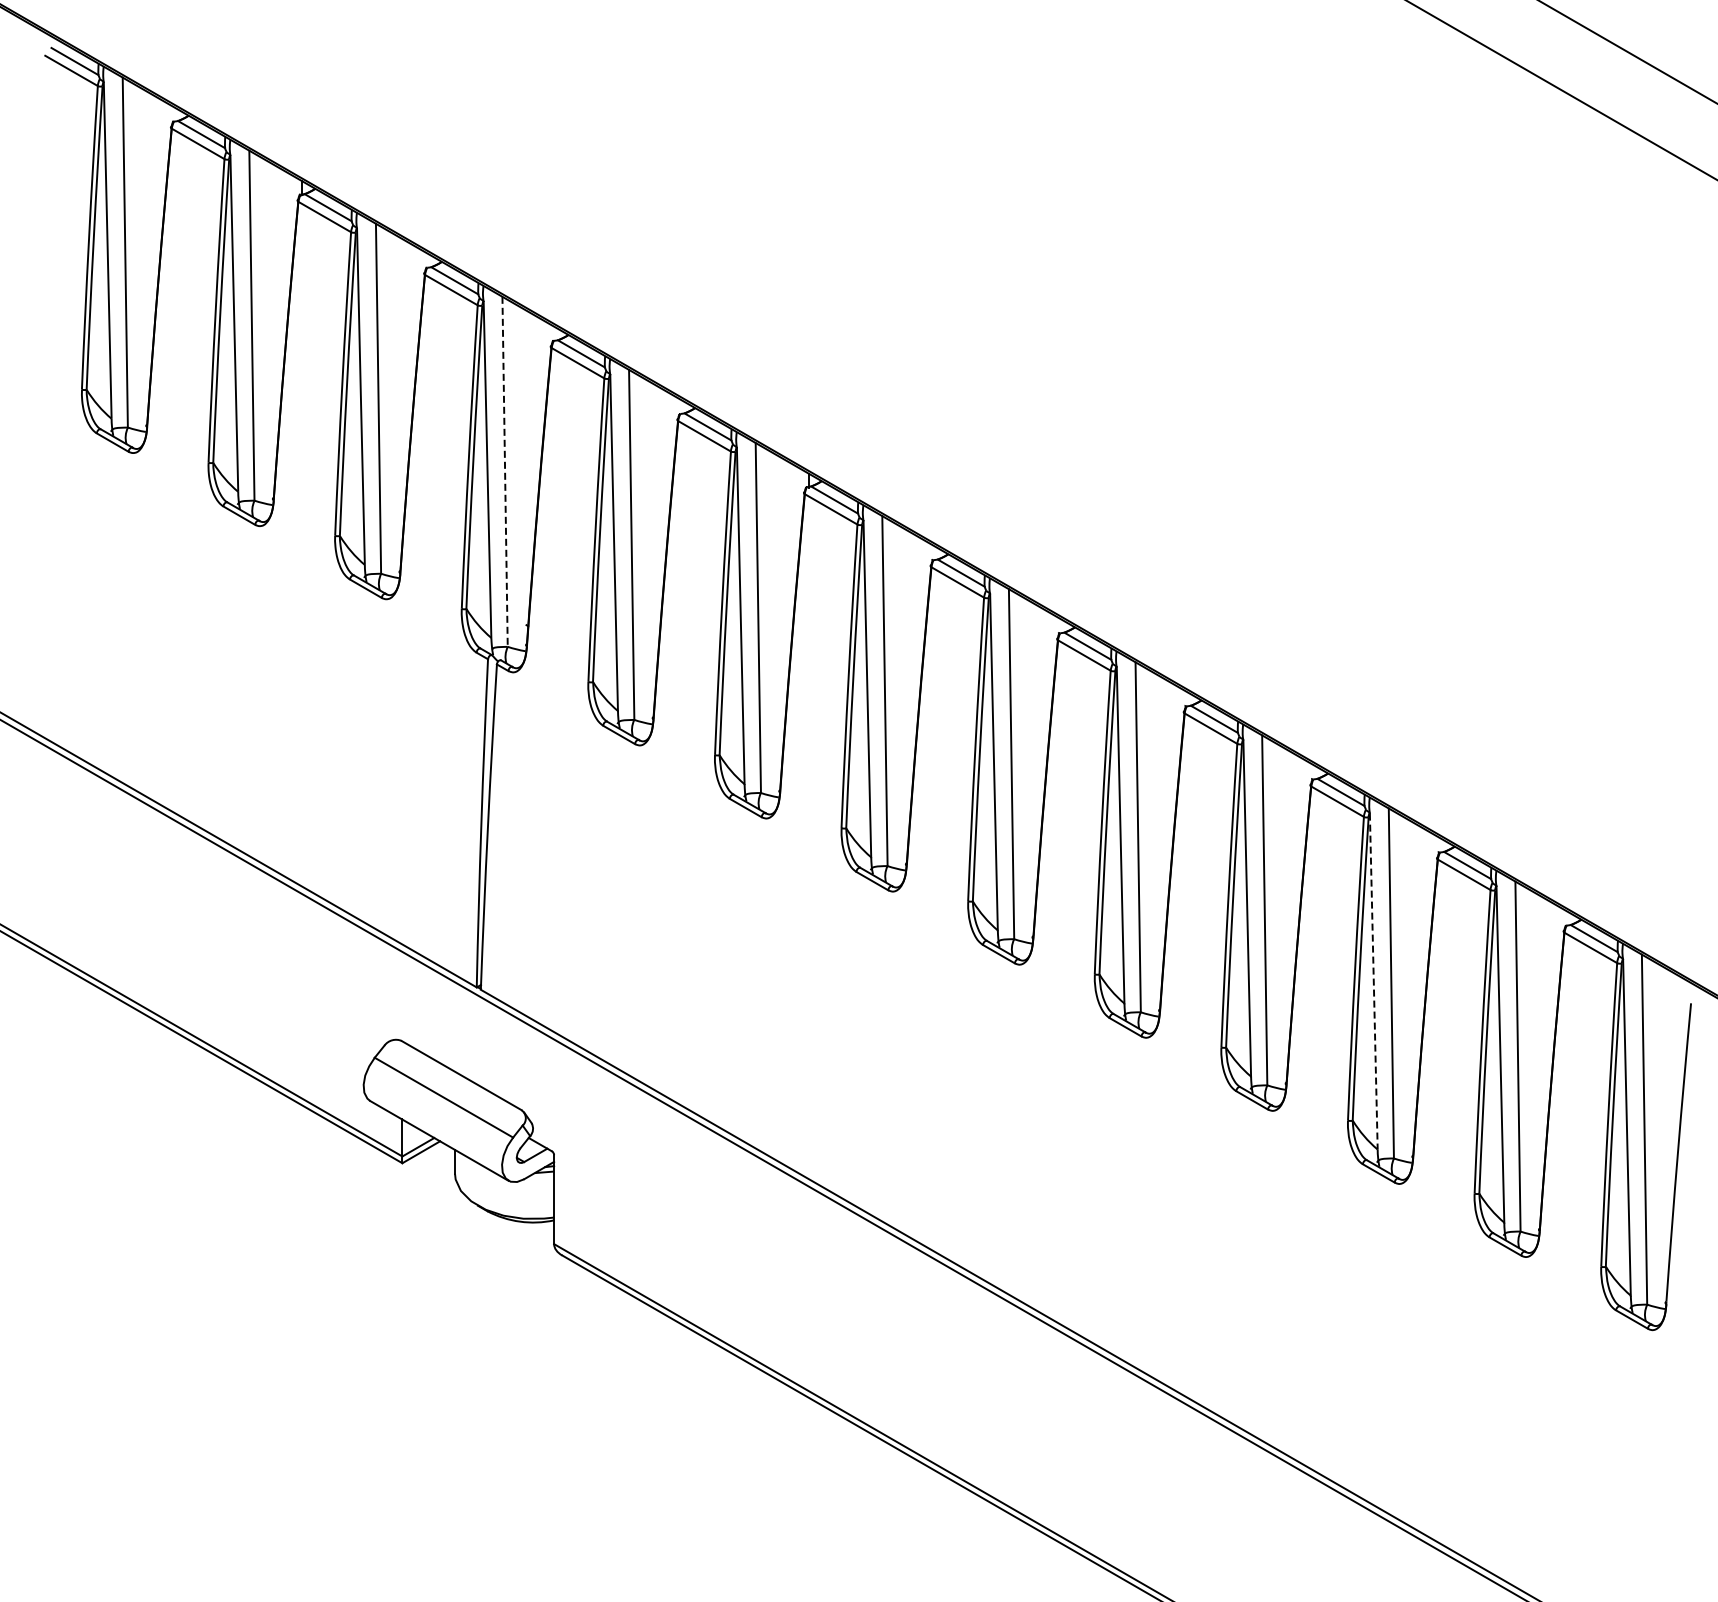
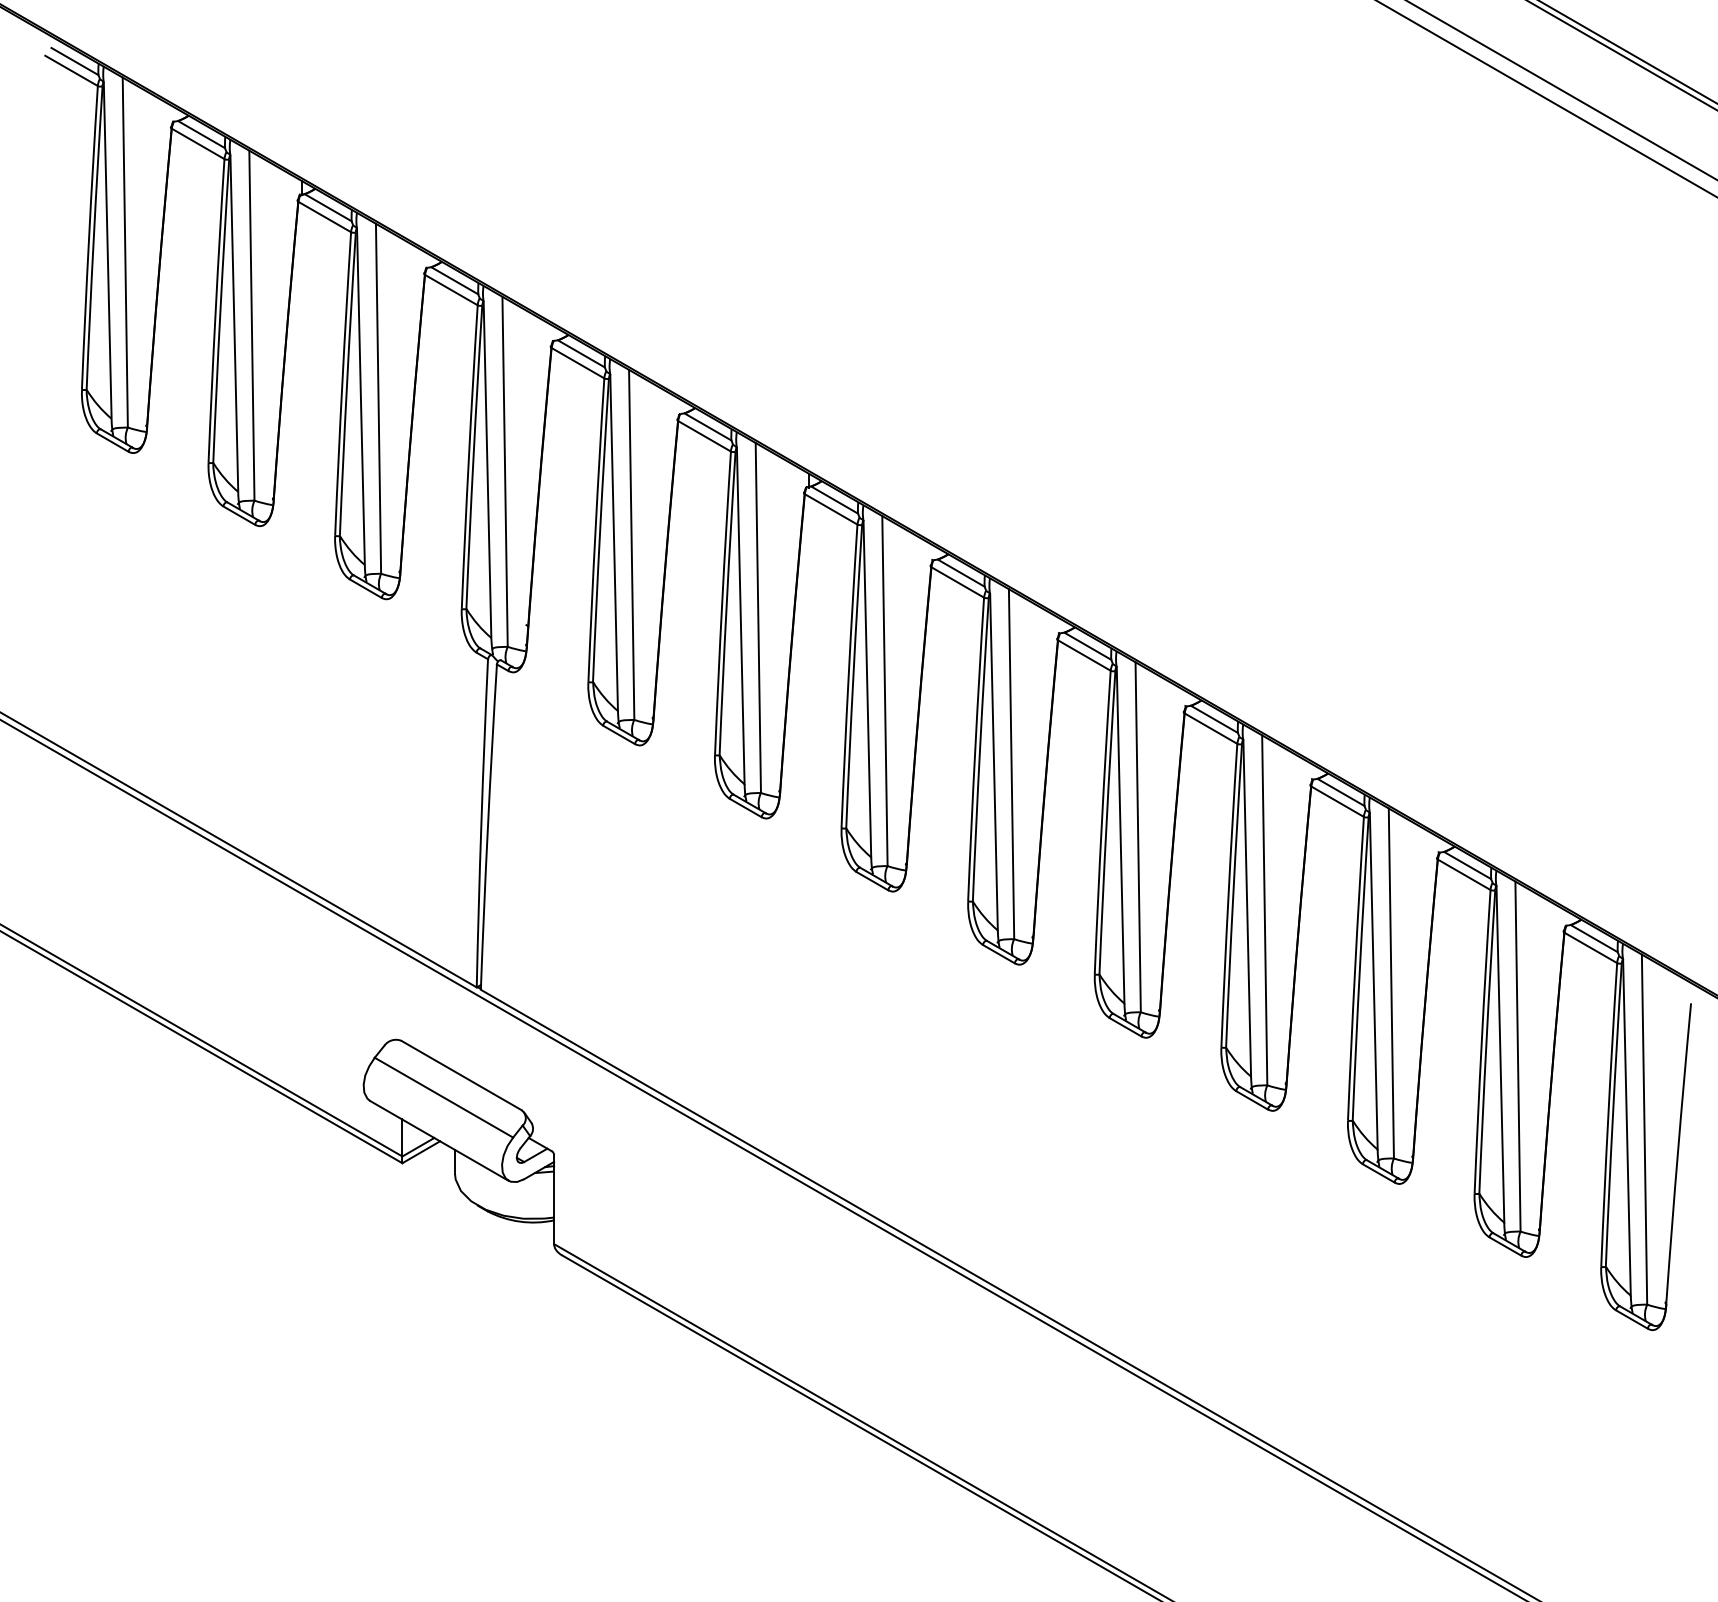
line: none -> present (1622, 55)
line: none -> present (1546, 99)
line: dashed -> solid (505, 472)
line: dashed -> solid (1373, 982)
